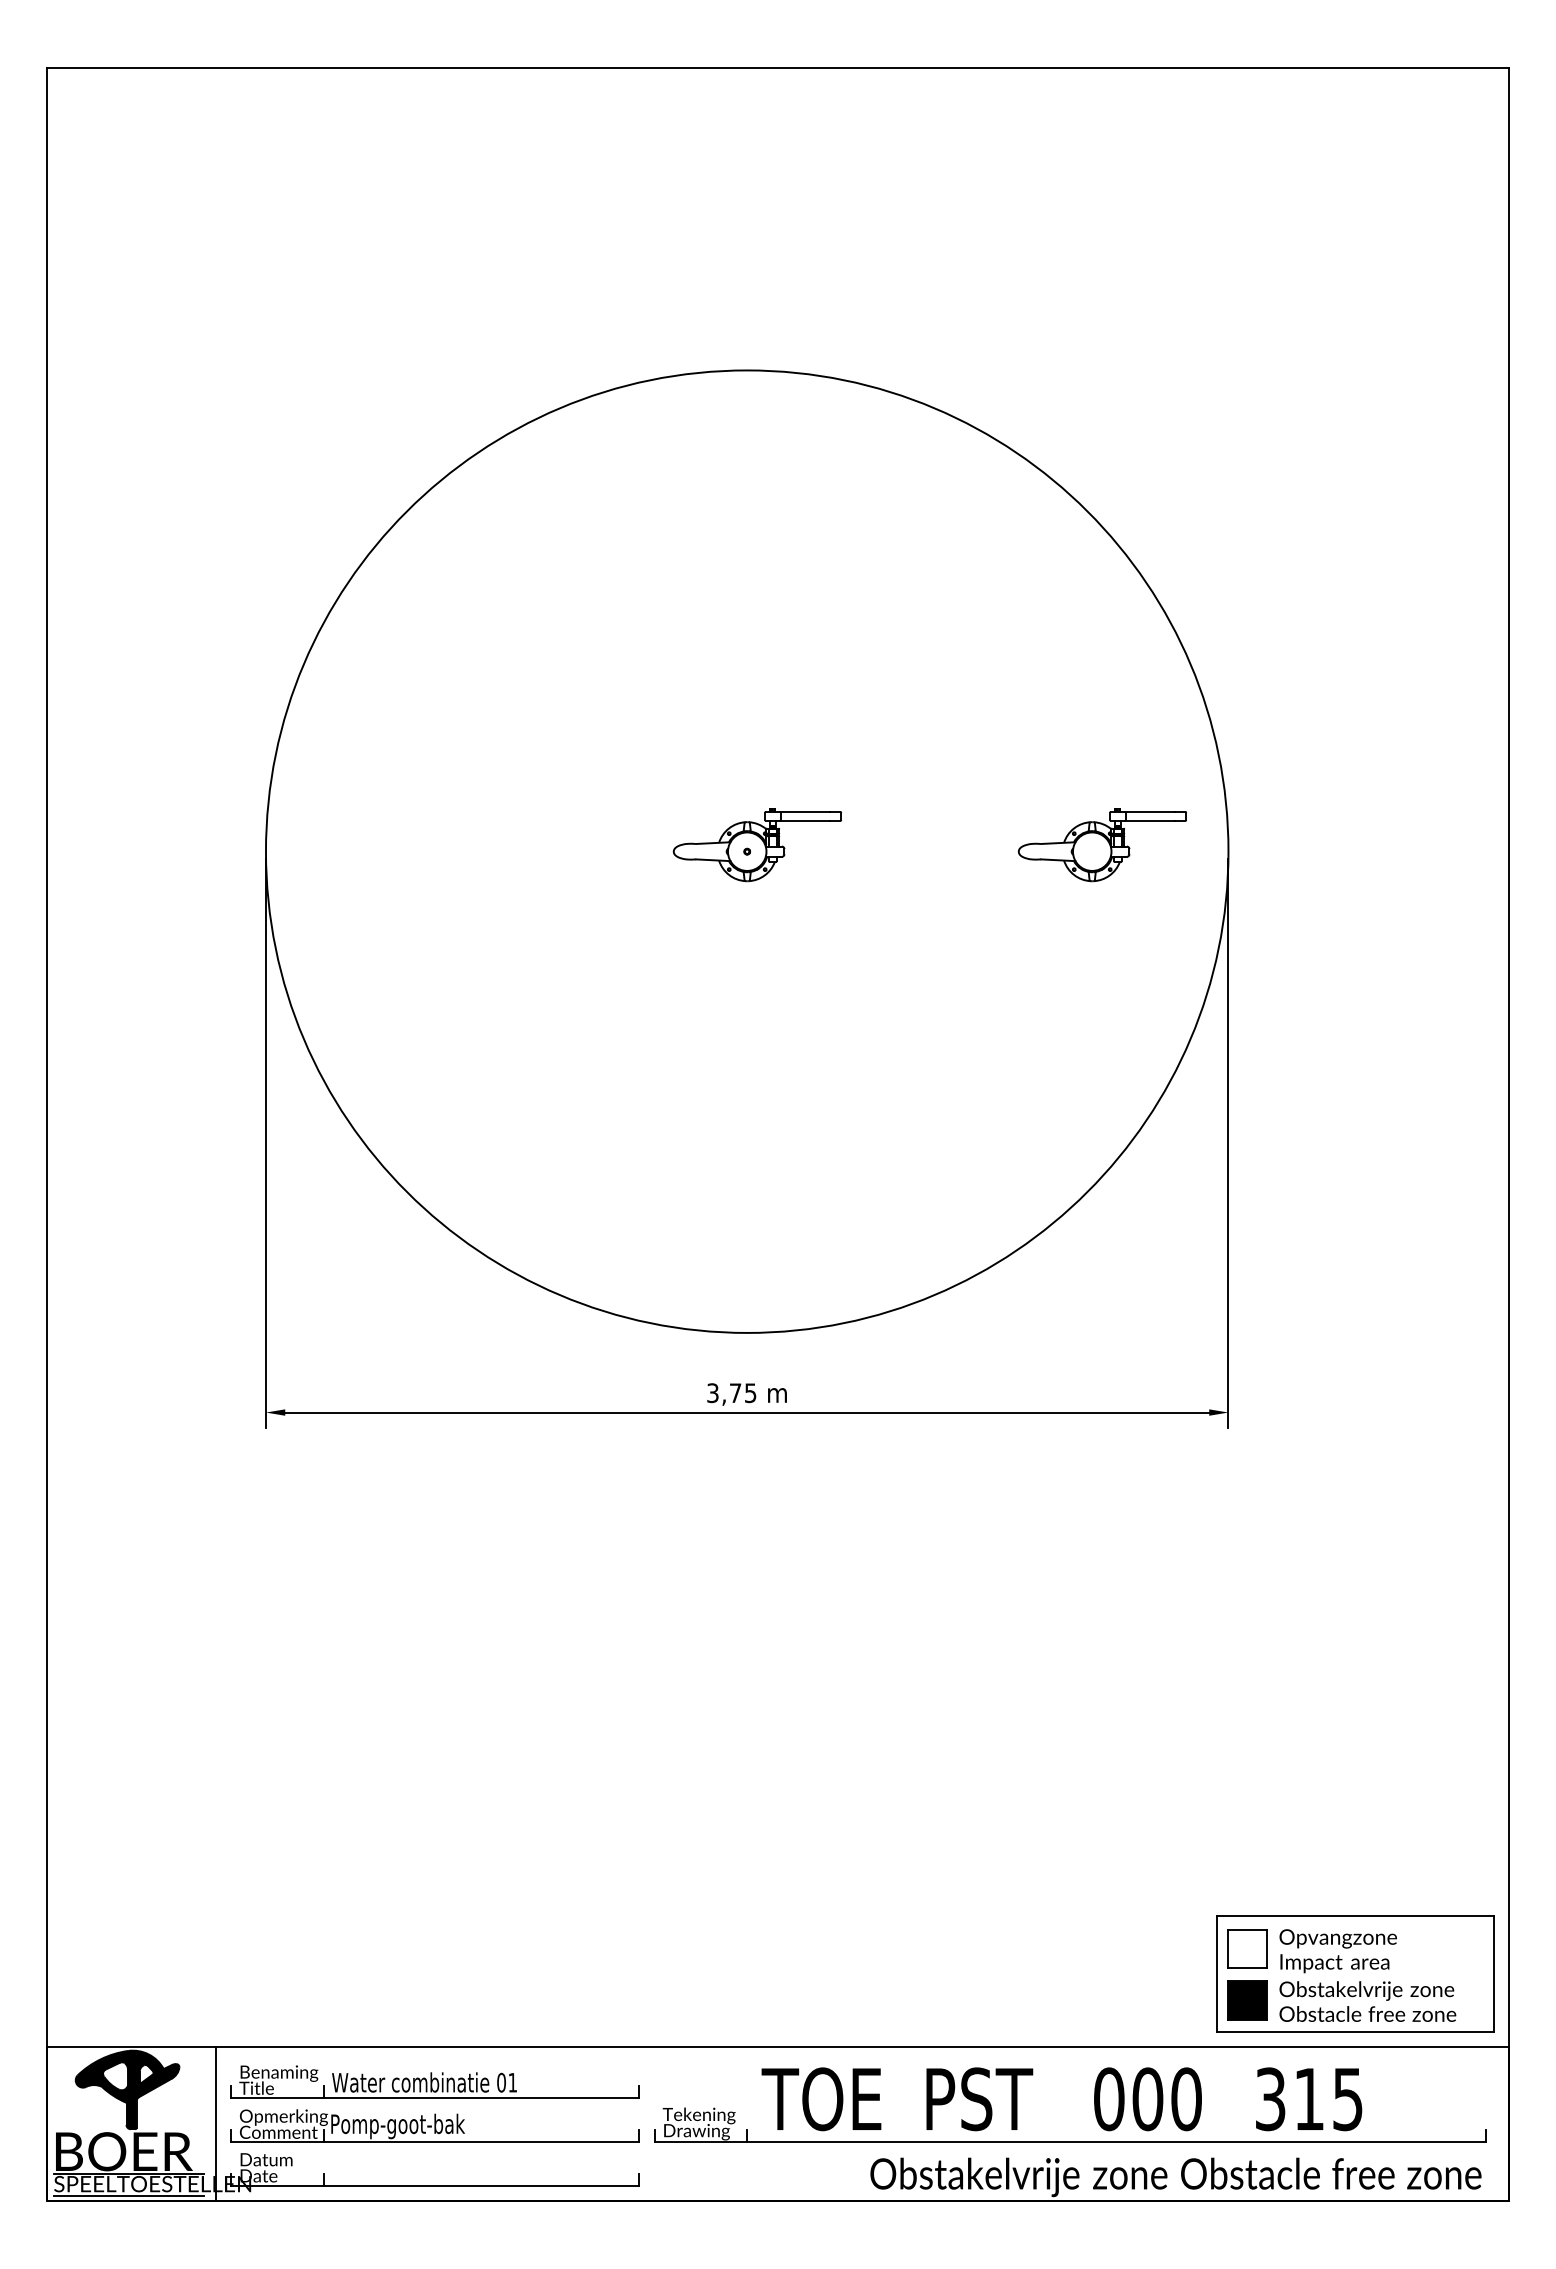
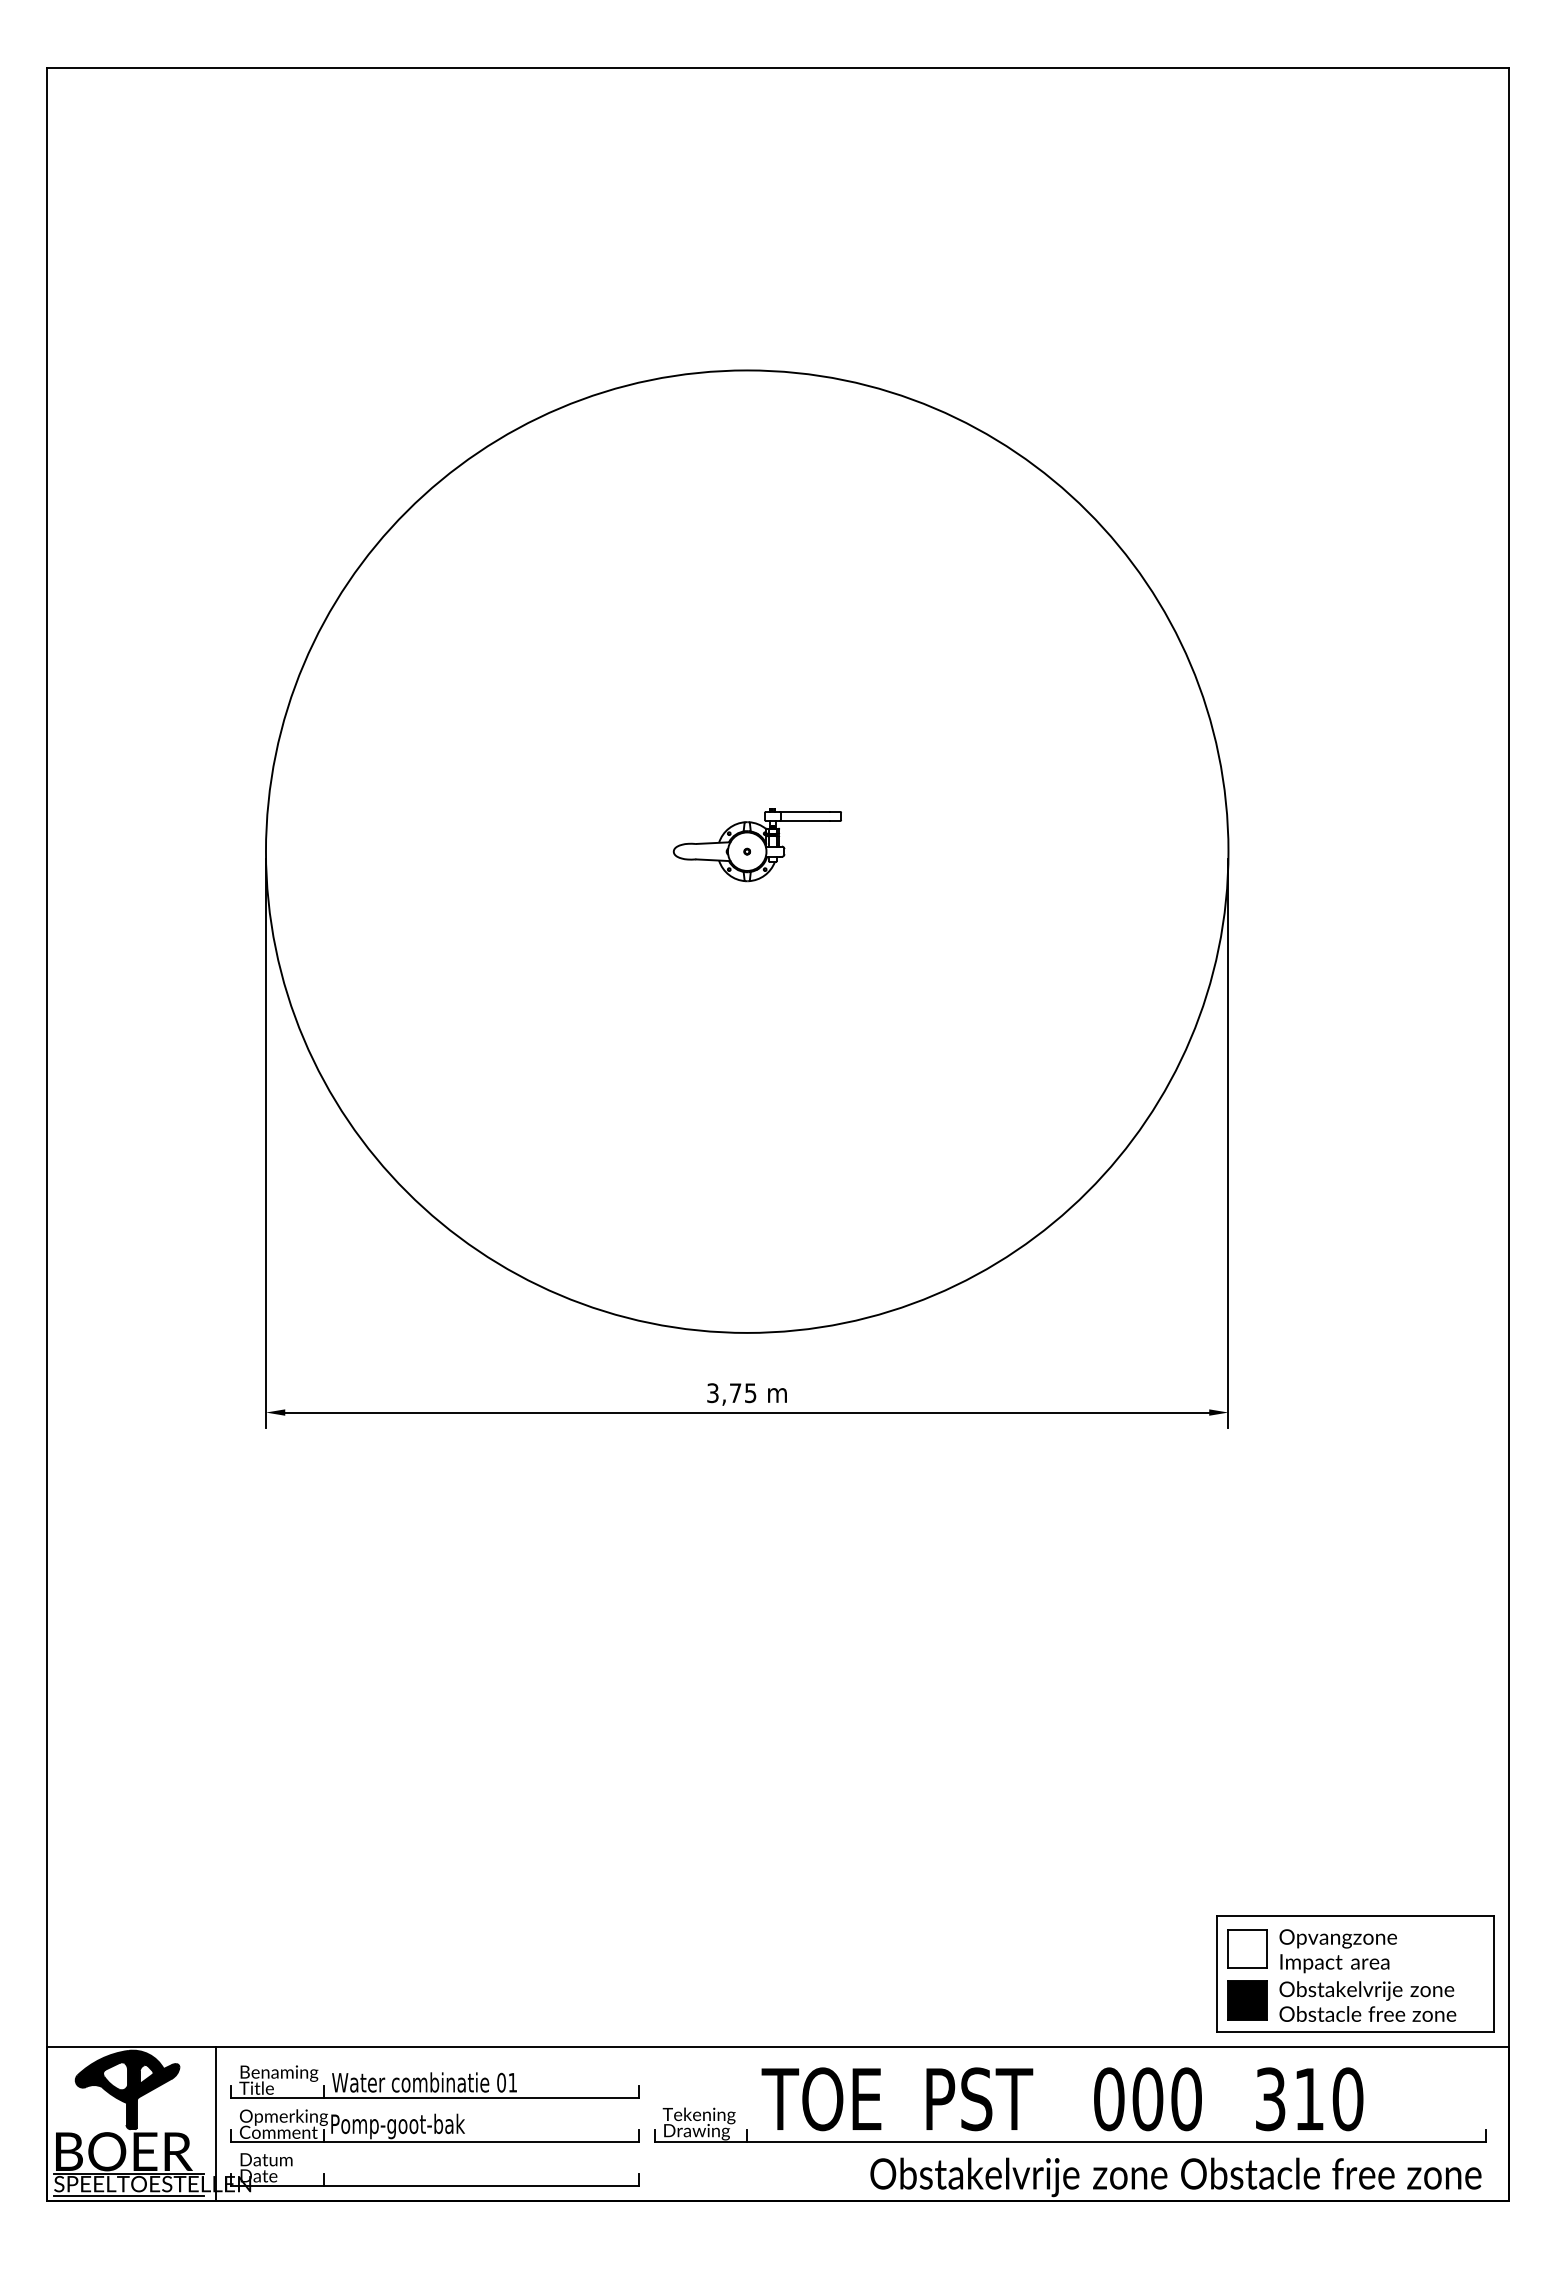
part: present -> none (1101, 845)
text: 315 -> 310 (1347, 2099)
